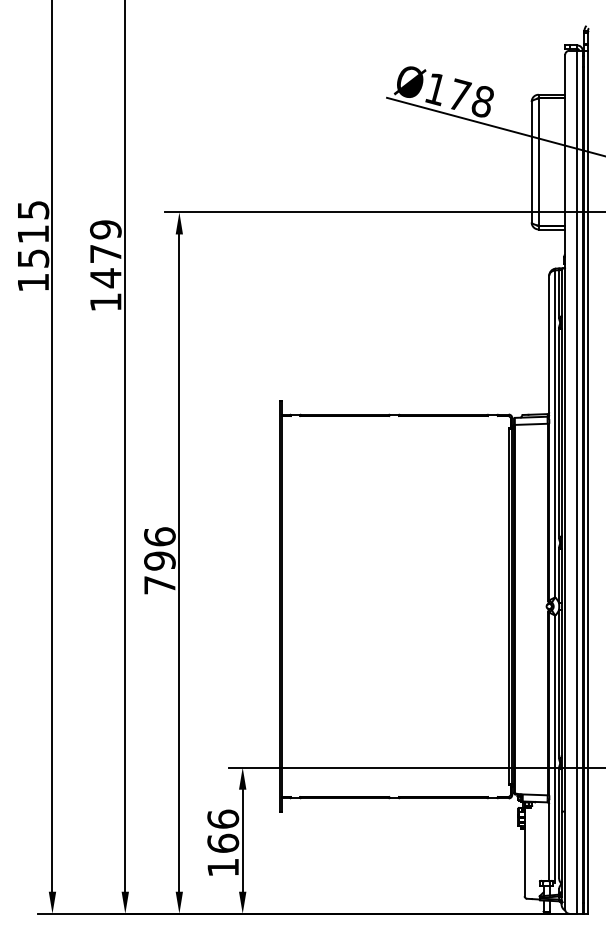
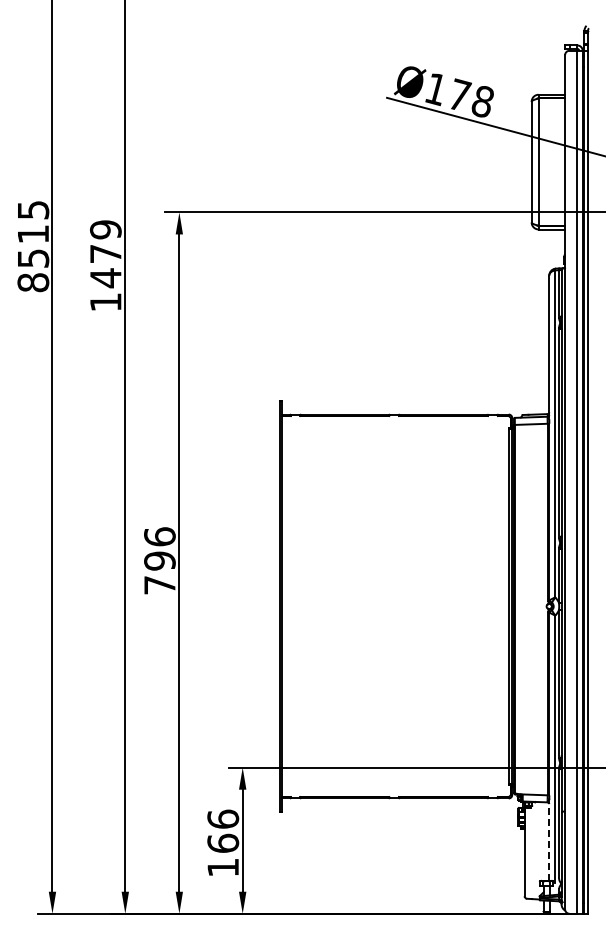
text: 1515 -> 8515 (33, 282)
line: solid -> dashed (549, 840)
